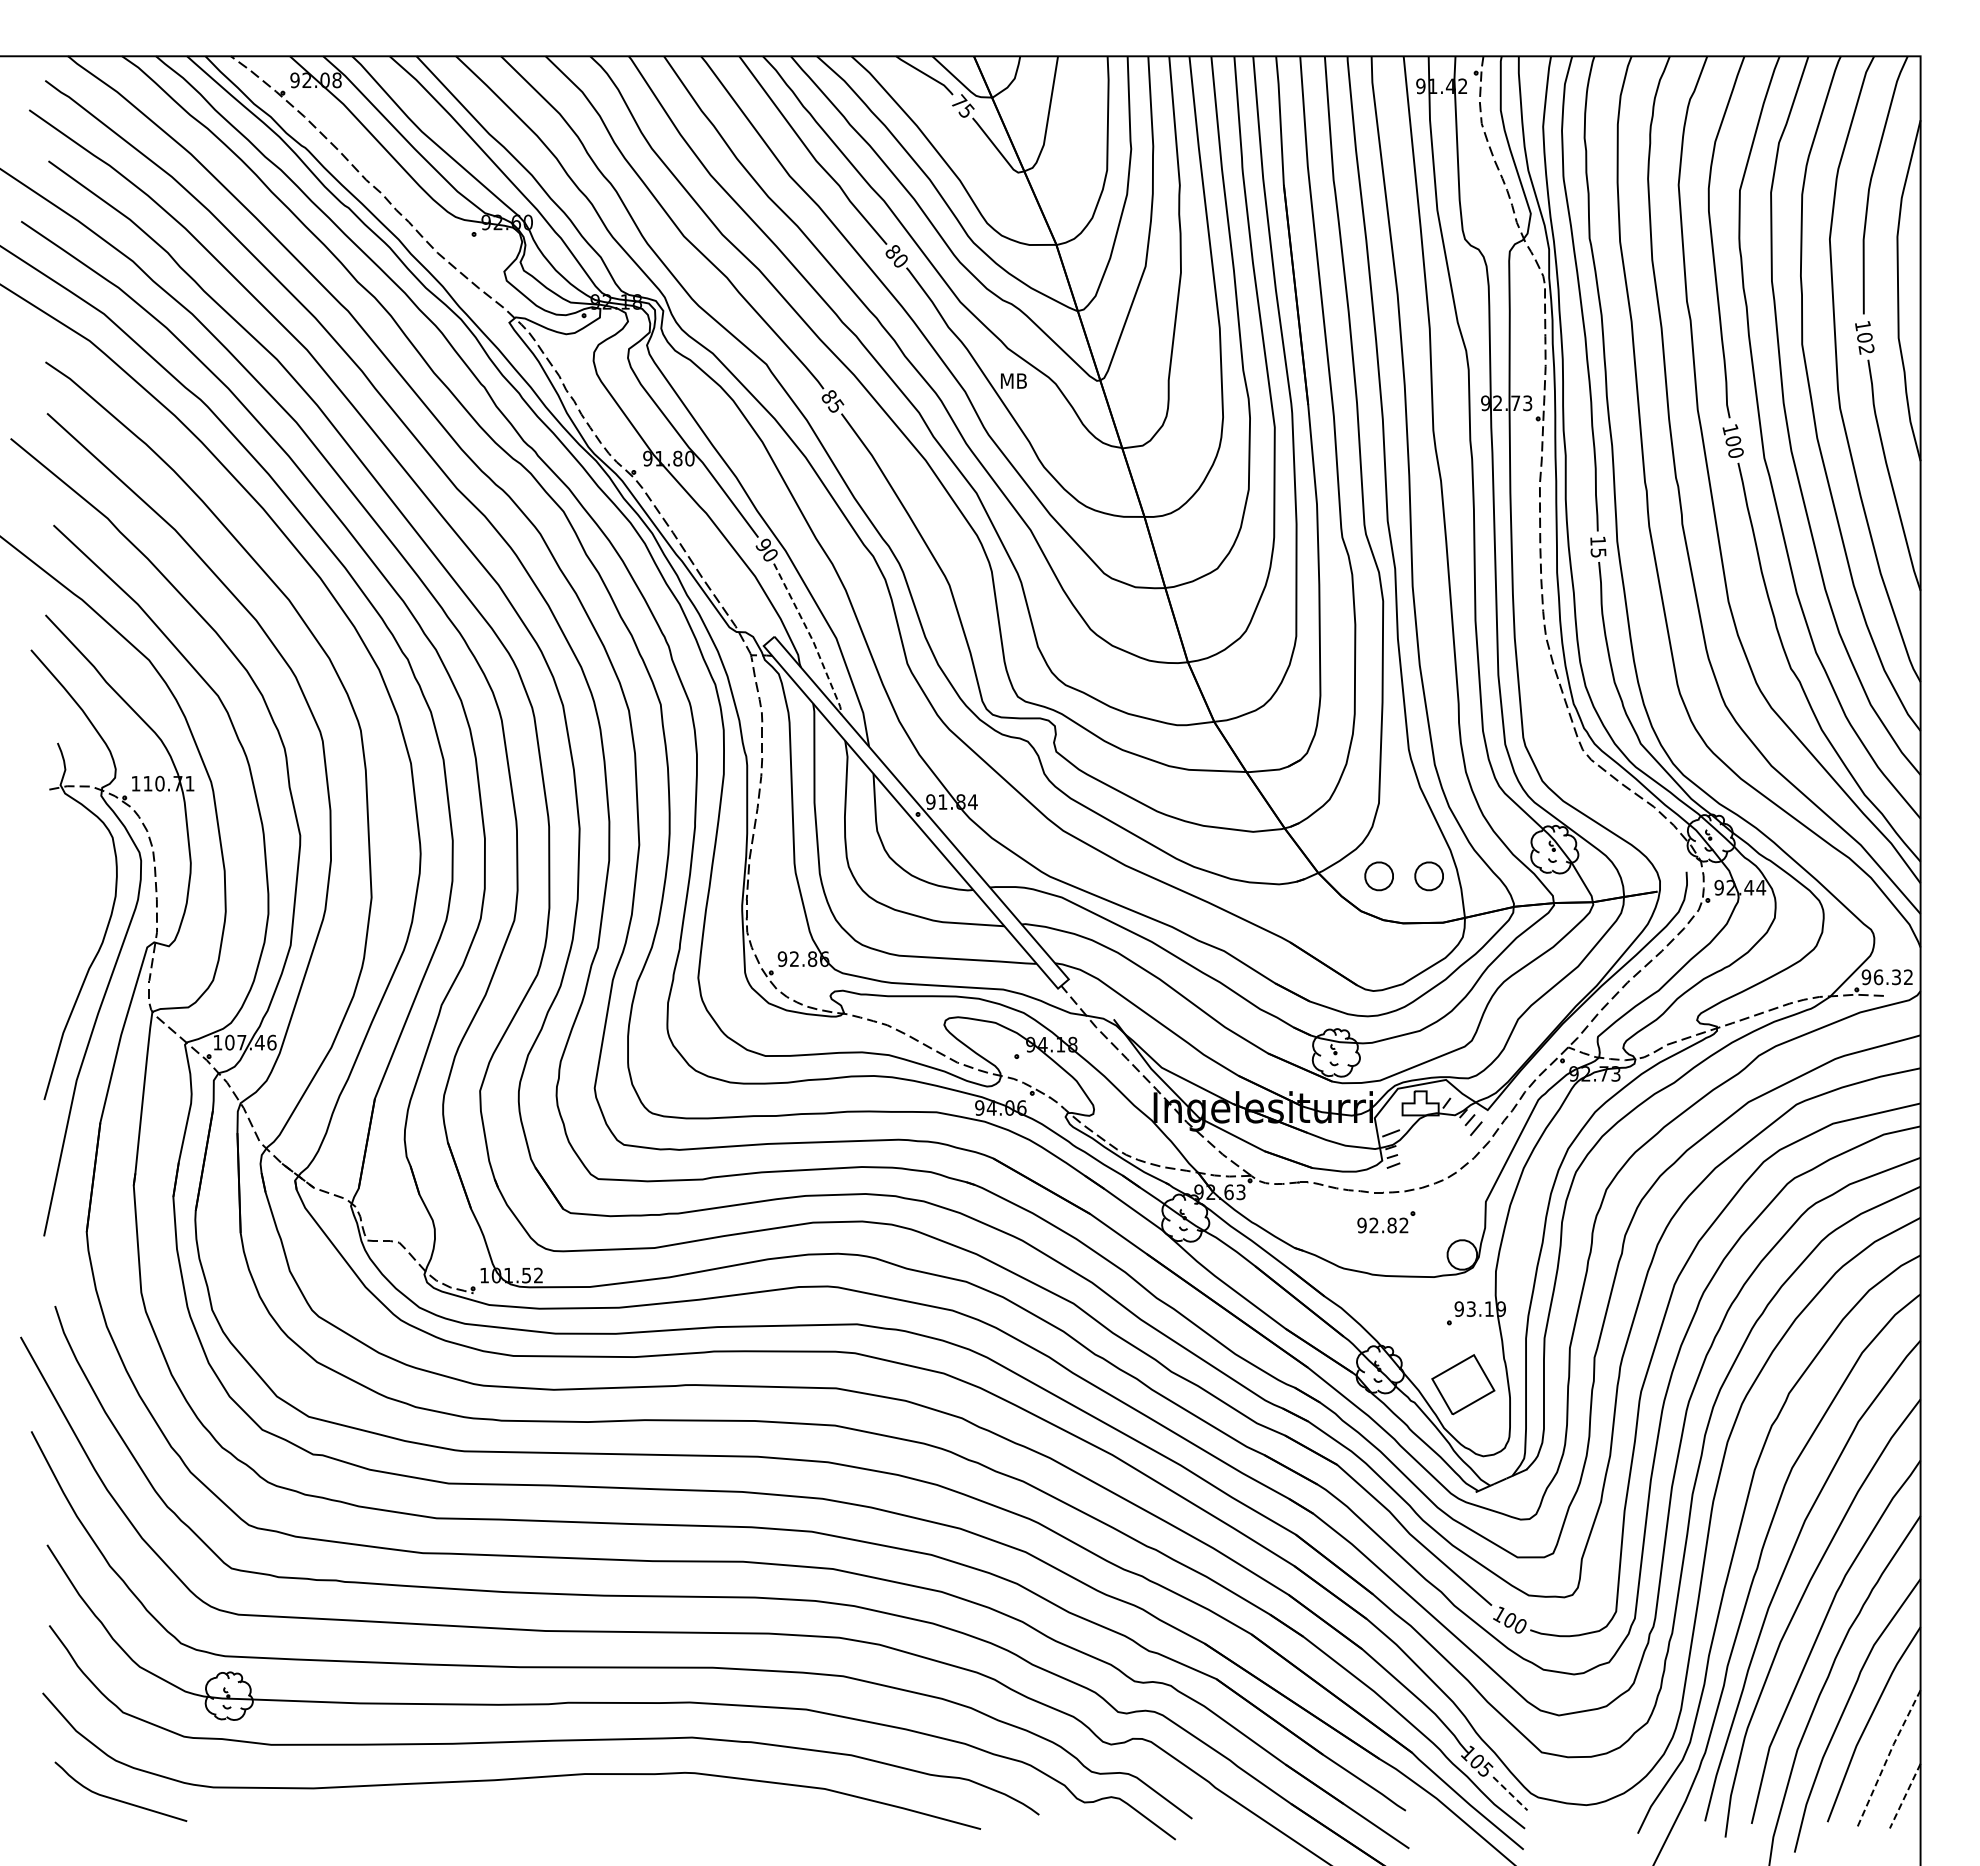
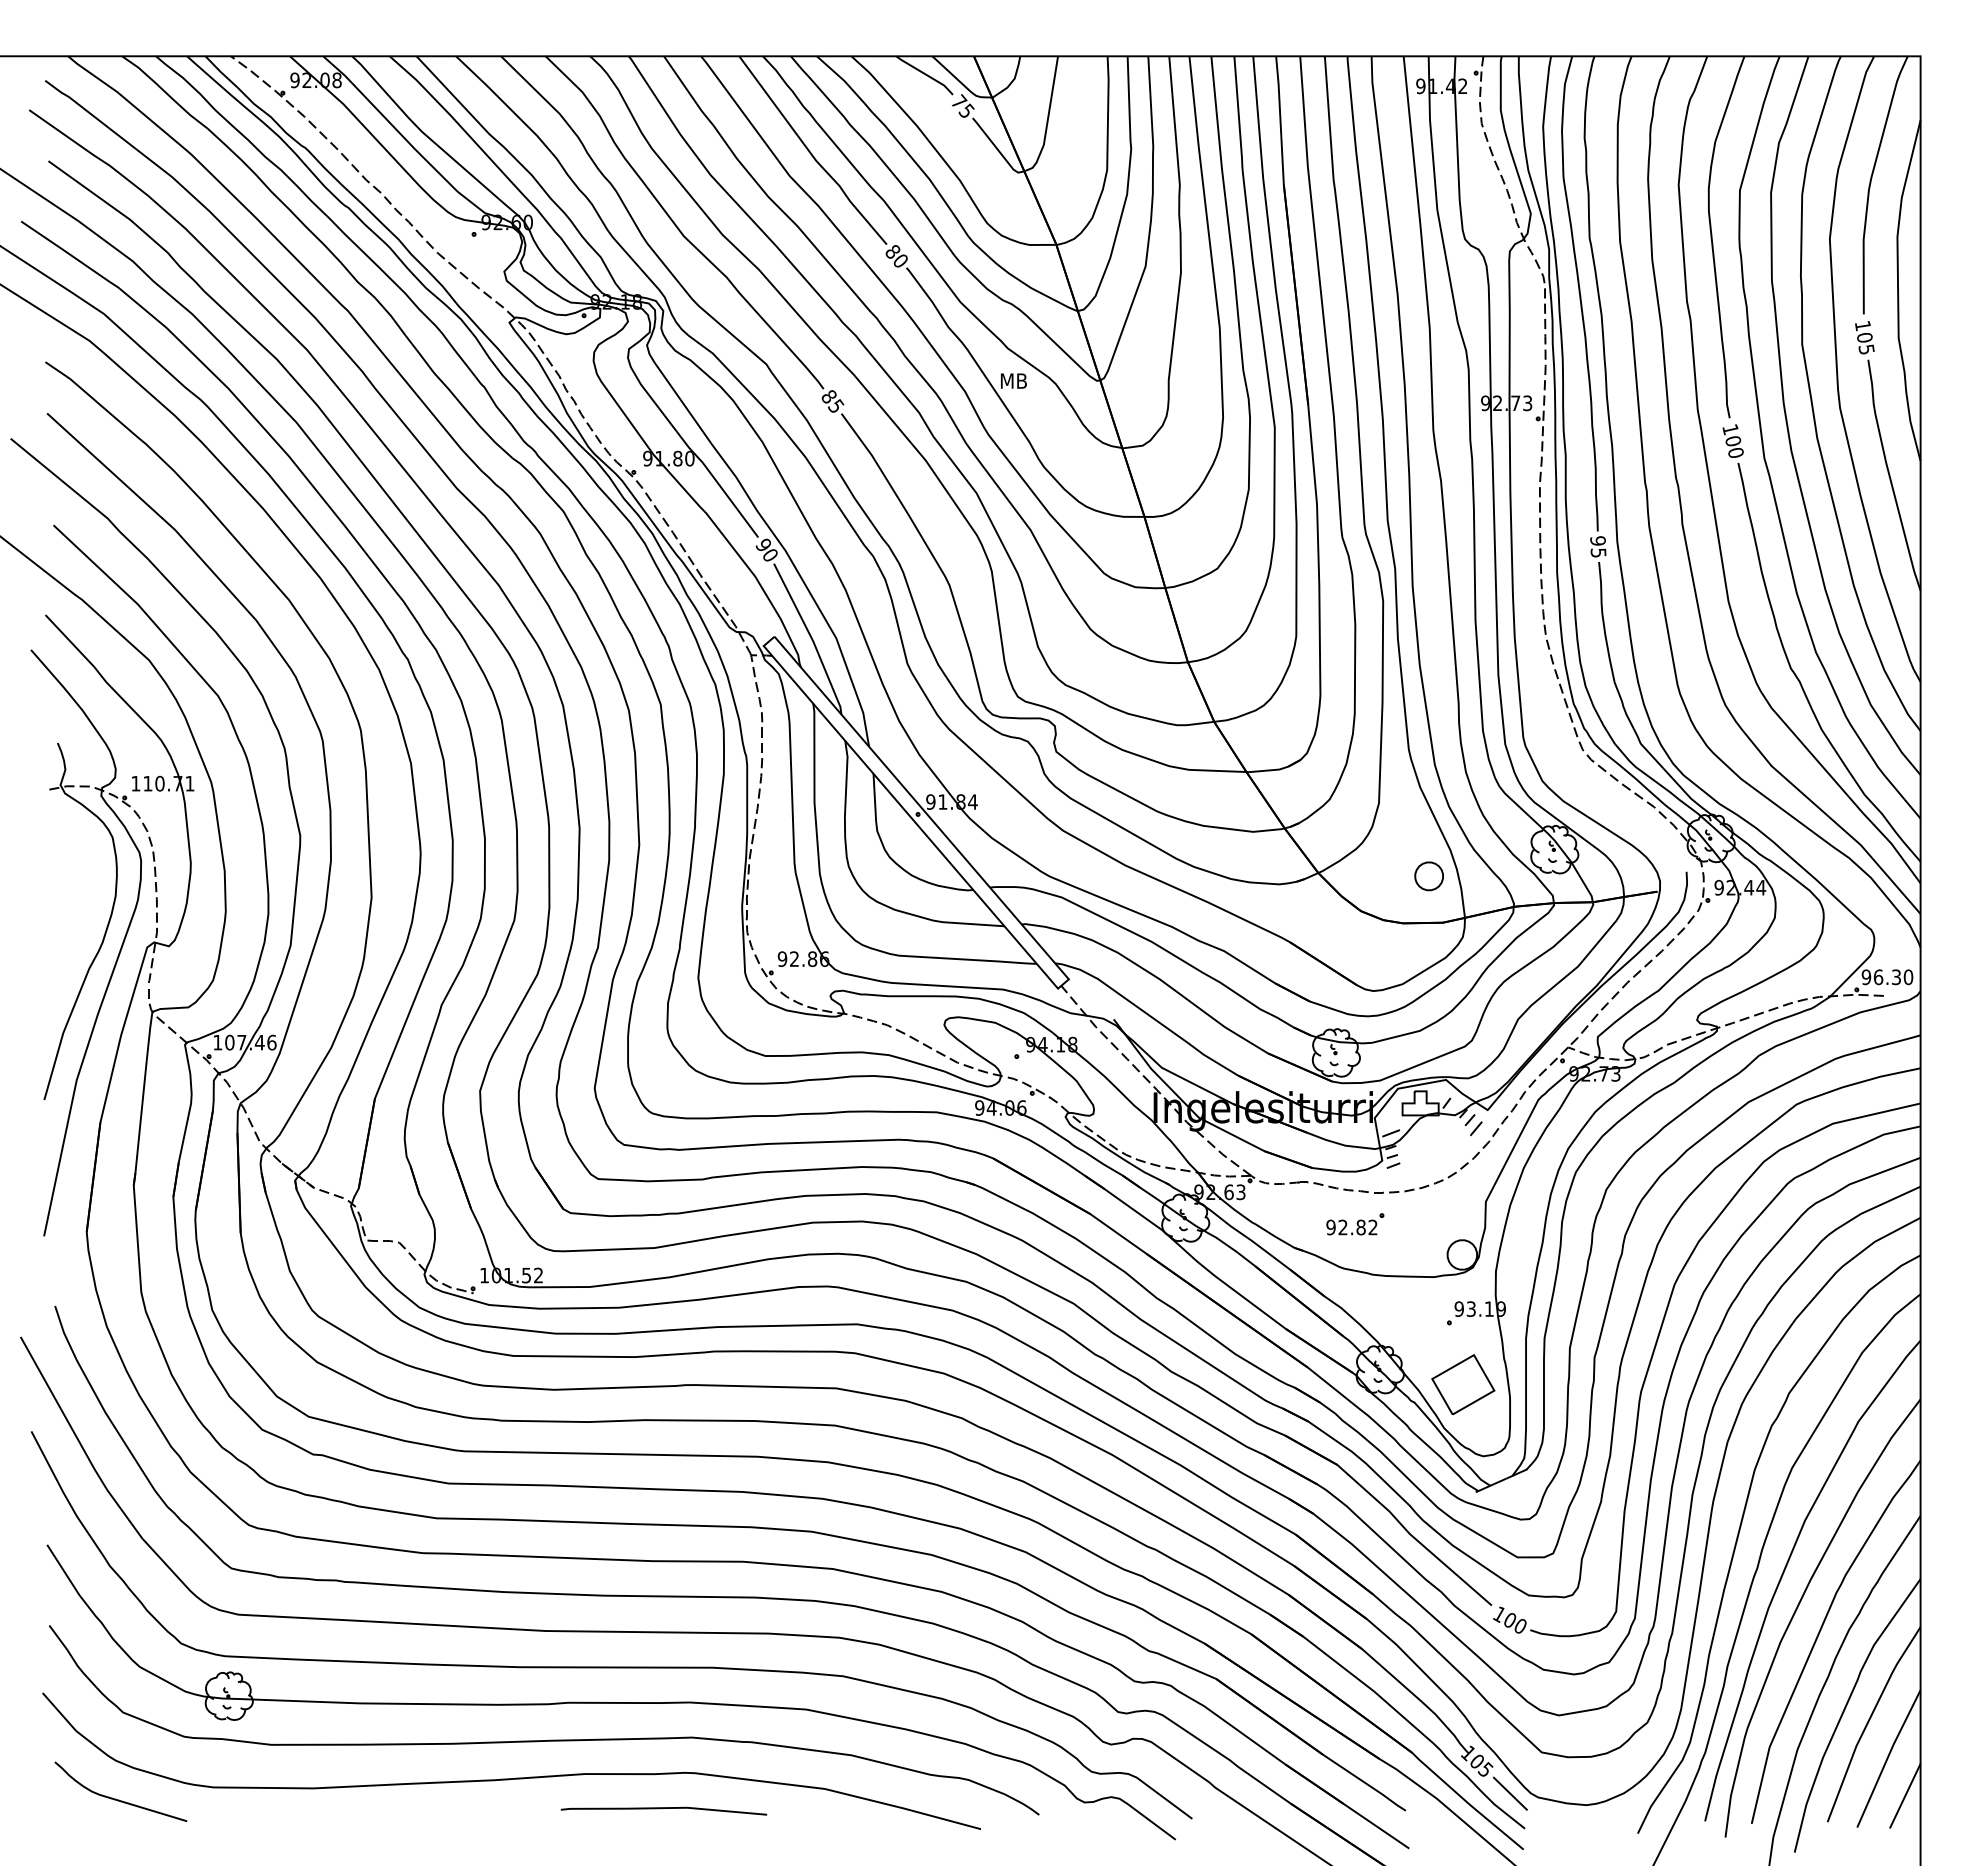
text: 102 -> 105 (1866, 349)
text: 15 -> 95 (1597, 540)
line: dashed -> solid (811, 638)
part: present -> none (1378, 876)
text: 96.32 -> 96.30 (1908, 977)
part position: (1386, 1222) -> (1355, 1224) (1355, 1224)
line: dashed -> solid (1887, 1758)
line: dashed -> solid (1510, 1793)
line: dashed -> solid (1905, 1796)
line: none -> present (663, 1808)
